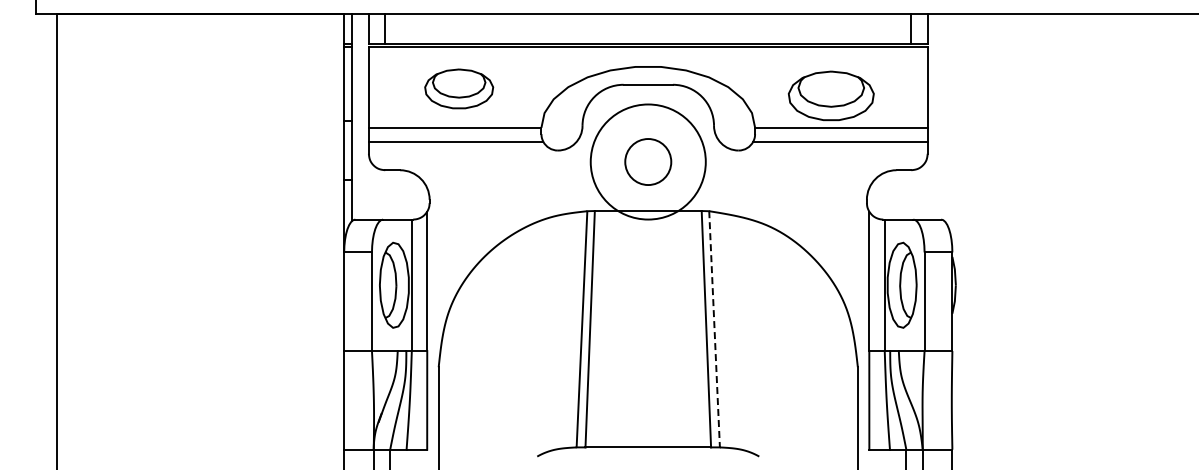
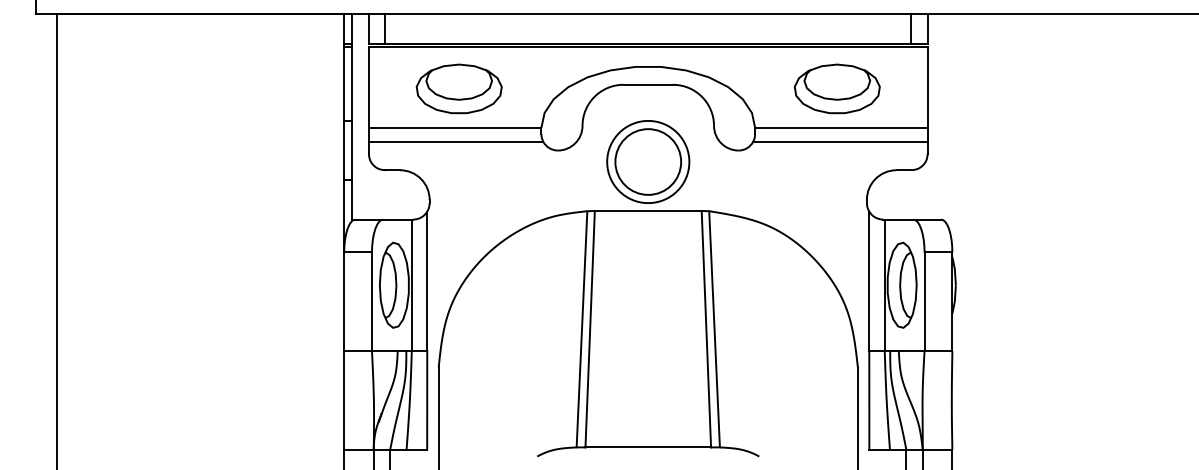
part size: 71x42 px -> 88x52 px (458, 88)
part position: (830, 95) -> (836, 88) (836, 88)
circle diameter: 115 px -> 82 px (648, 161)
circle diameter: 46 px -> 66 px (648, 161)
line: dashed -> solid (714, 329)
